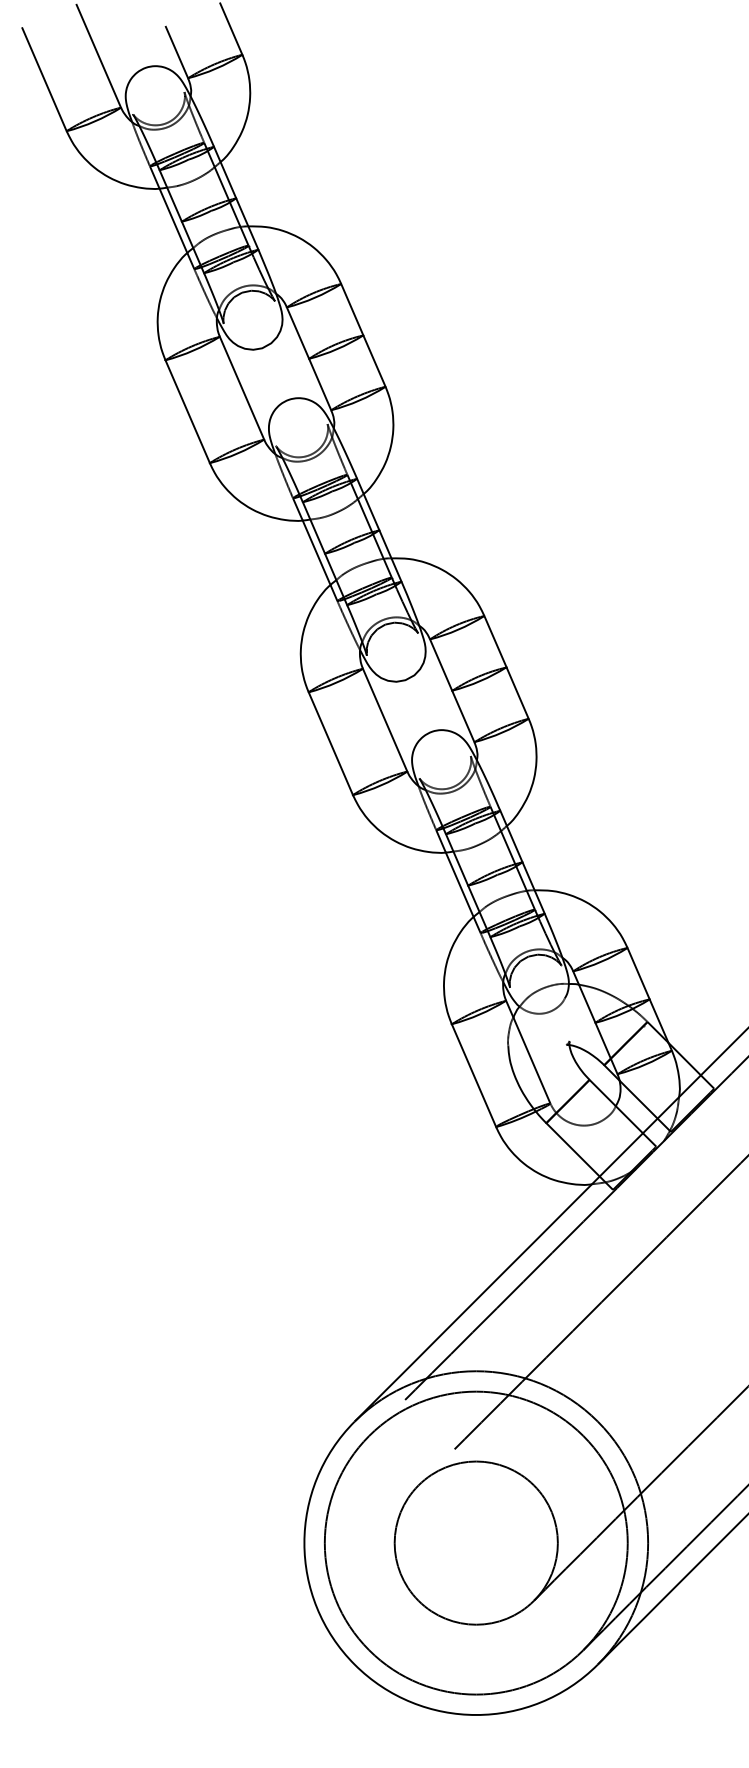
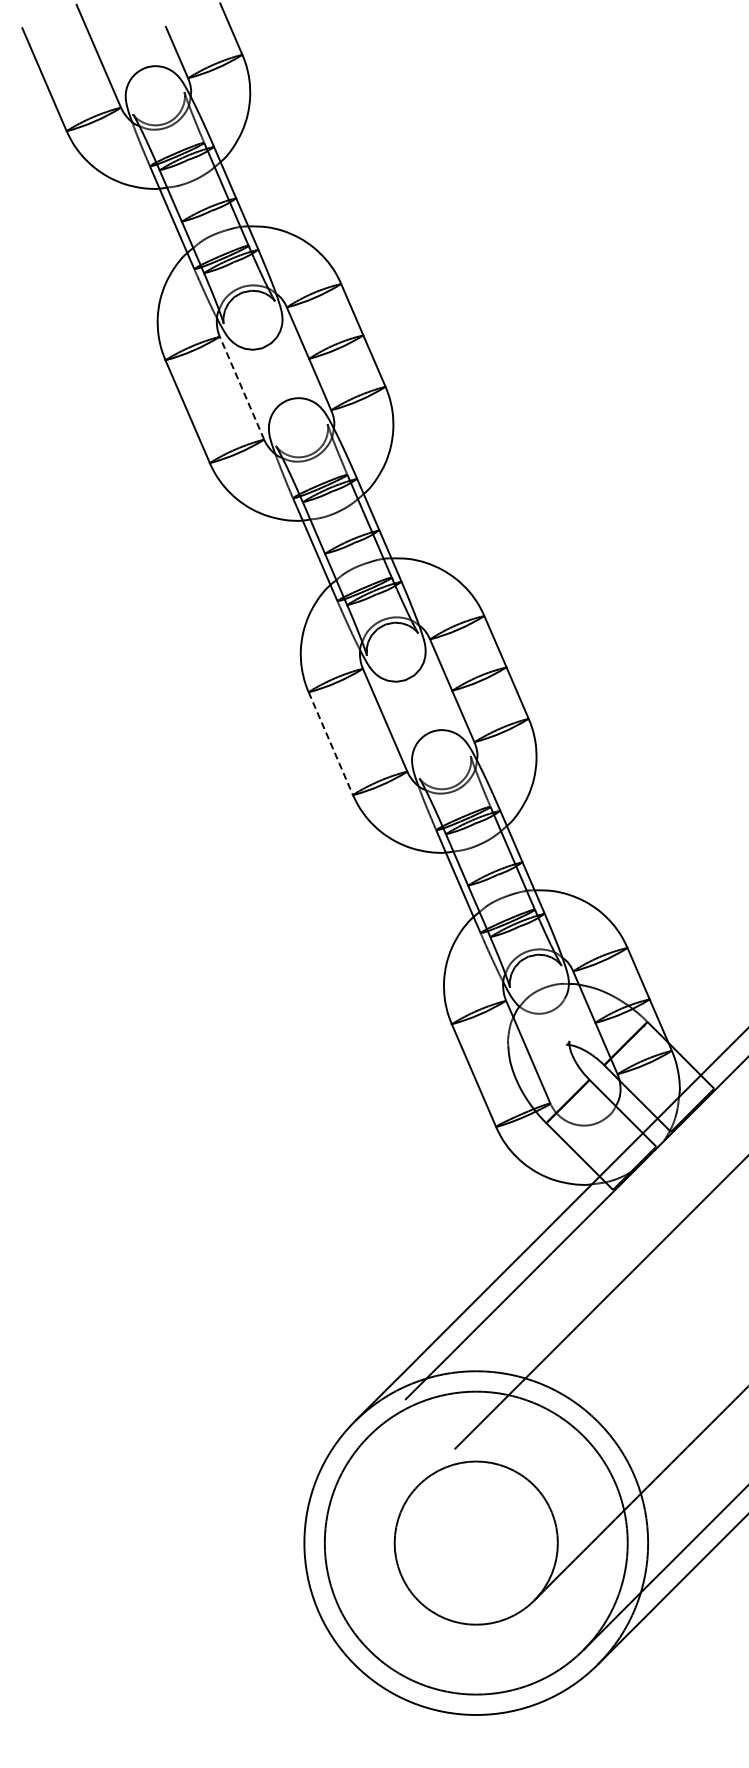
line: solid -> dashed (241, 387)
line: solid -> dashed (330, 743)
